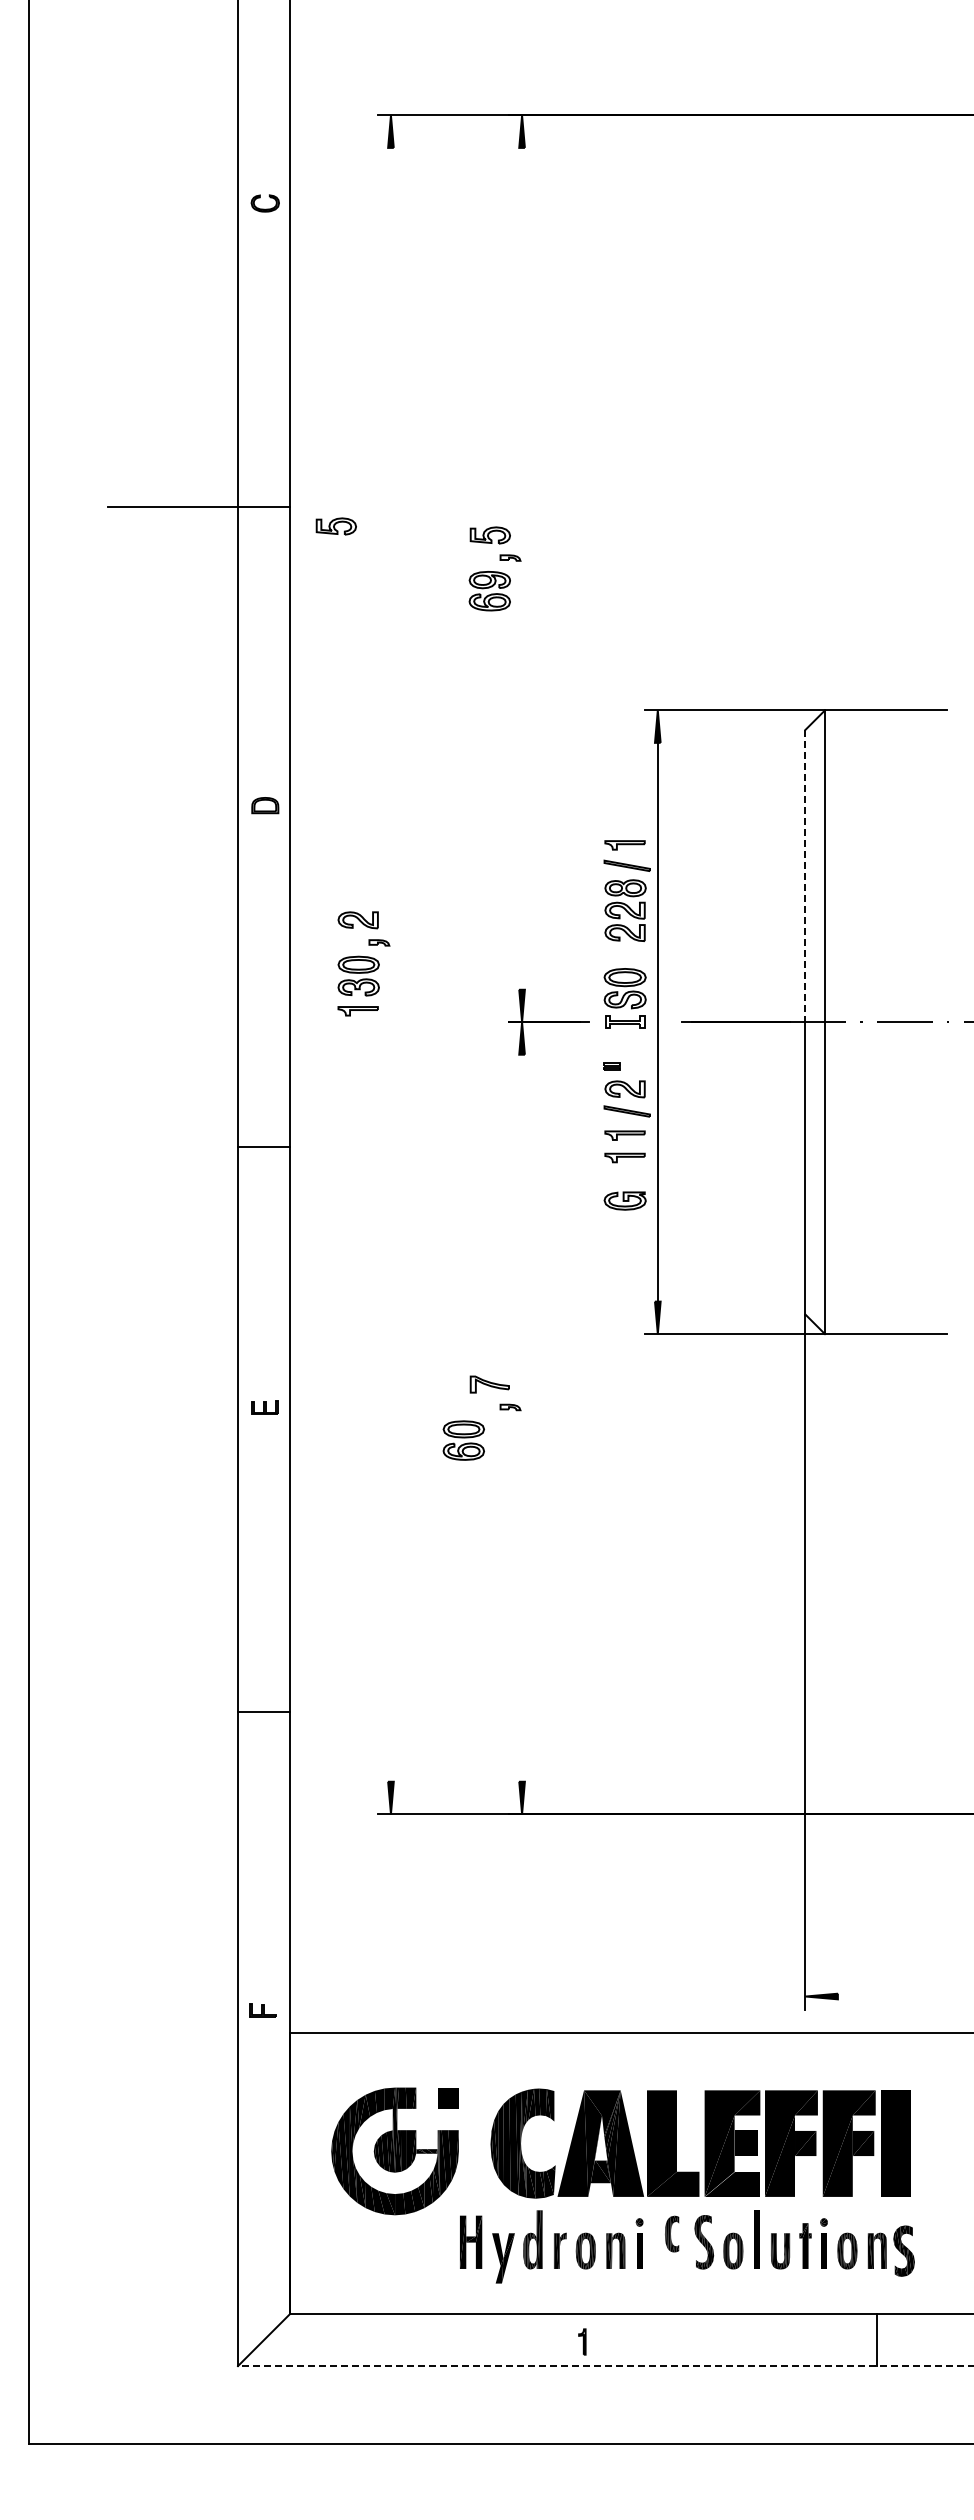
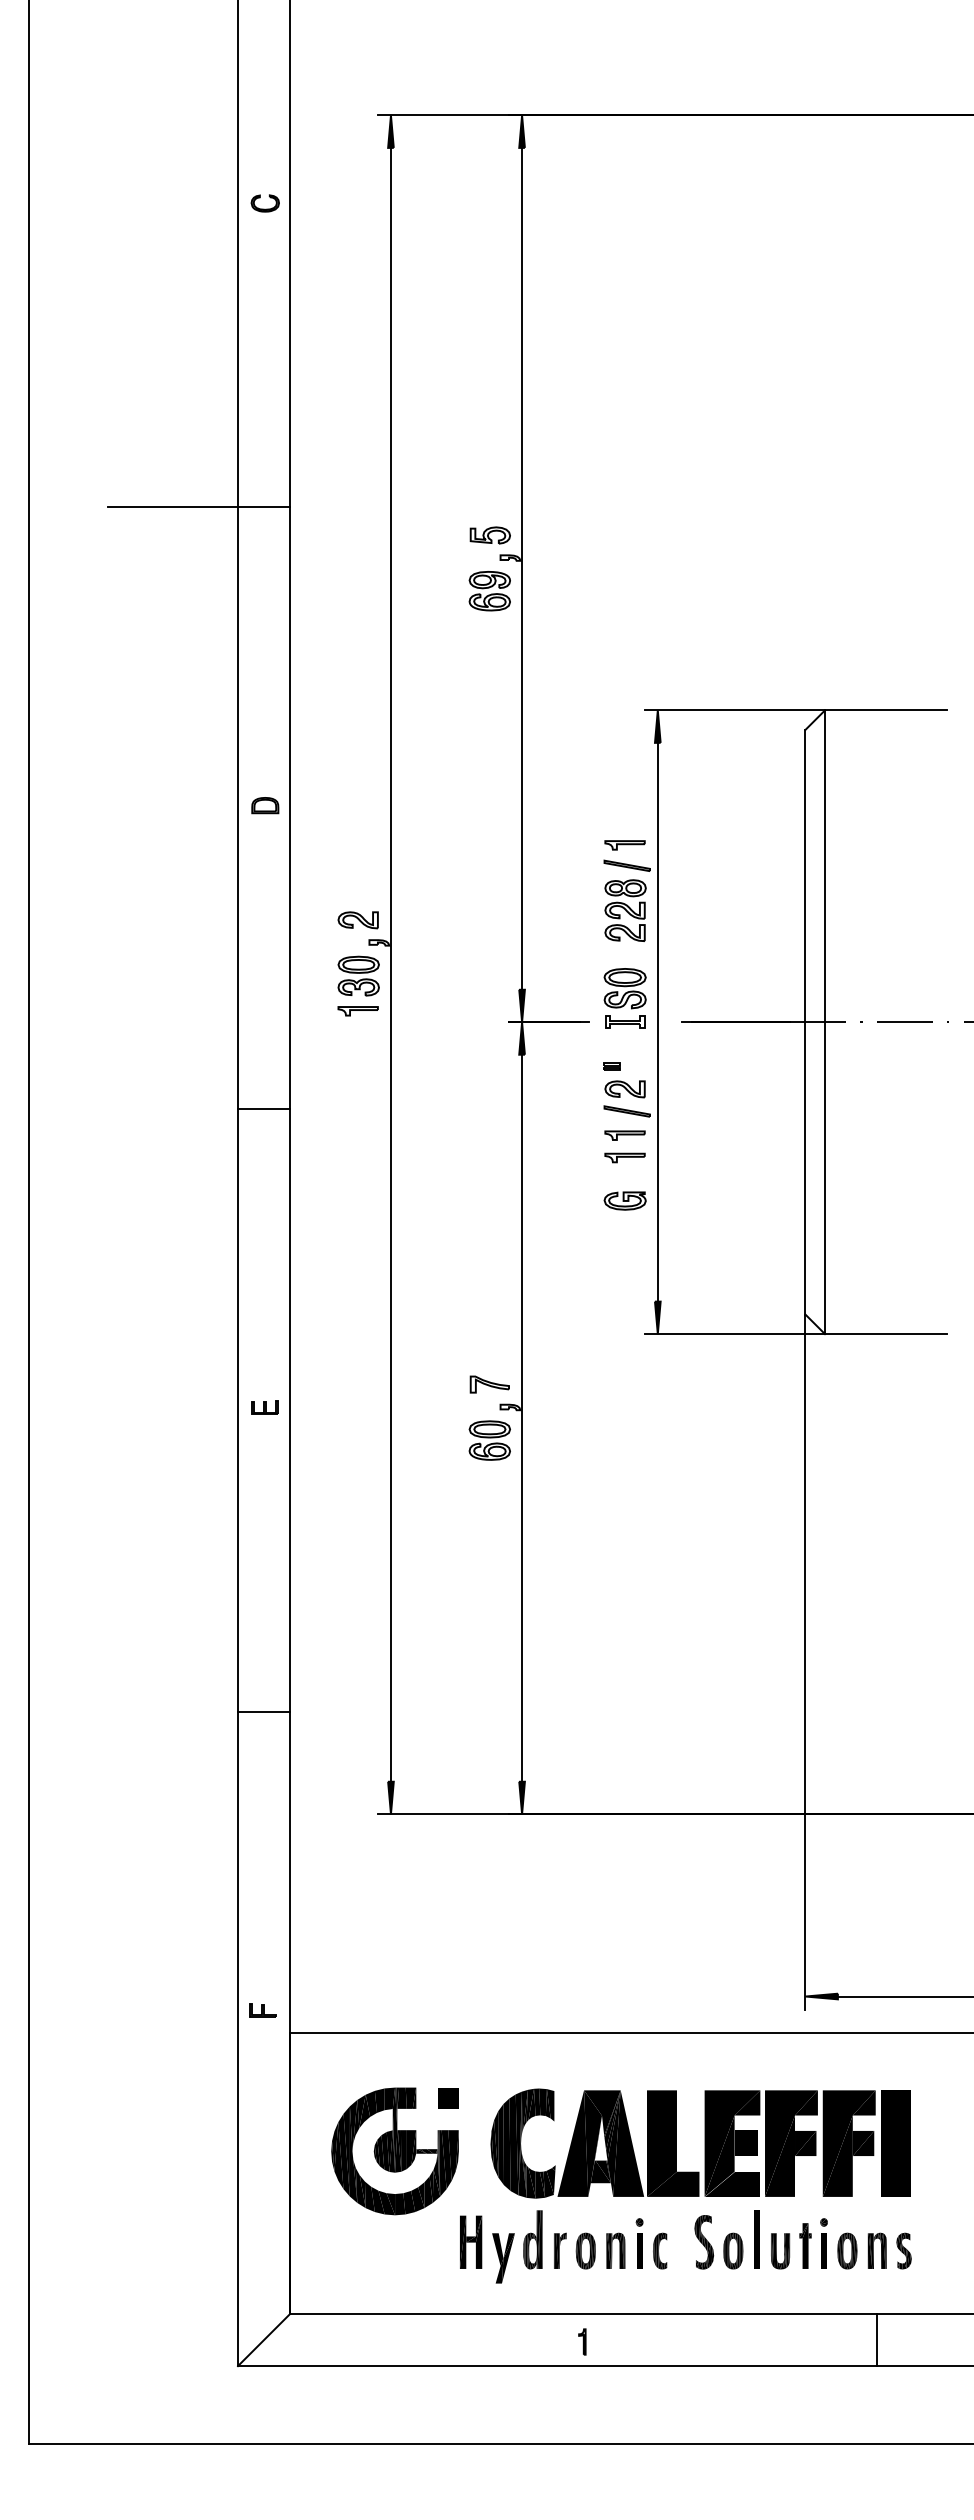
part: present -> none (335, 526)
line: none -> present (522, 568)
line: dashed -> solid (805, 876)
line: none -> present (390, 964)
line position: (264, 1147) -> (264, 1109) (264, 1109)
line: none -> present (522, 1417)
part position: (463, 1440) -> (489, 1440) (489, 1440)
line: none -> present (903, 1996)
part position: (672, 2233) -> (660, 2250) (660, 2250)
part size: 22x52 px -> 16x38 px (903, 2250)
line: dashed -> solid (606, 2366)
